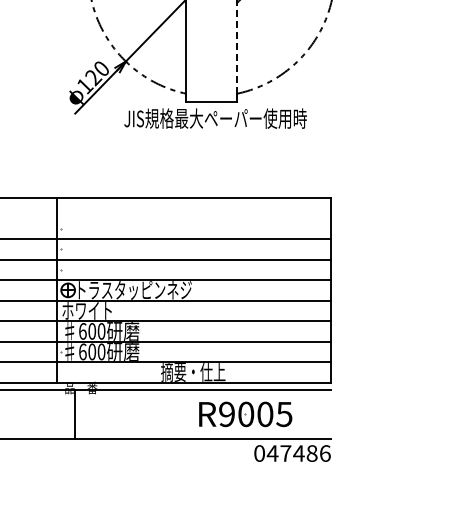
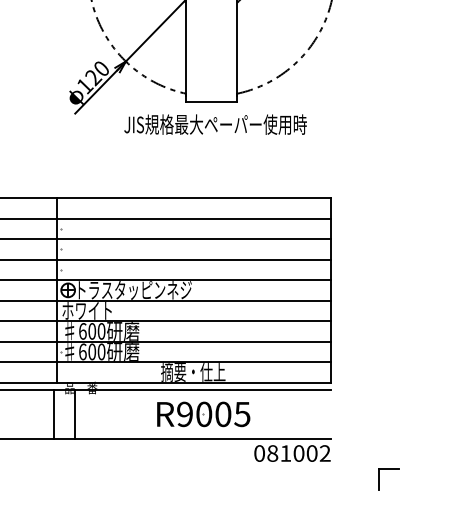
line: dashed -> solid (237, 47)
text position: (215, 118) -> (215, 124) (215, 124)
line: none -> present (166, 218)
line: none -> present (54, 414)
part position: (245, 414) -> (203, 414) (203, 414)
text: 047486 -> 081002 (298, 453)
part: none -> present (379, 479)
